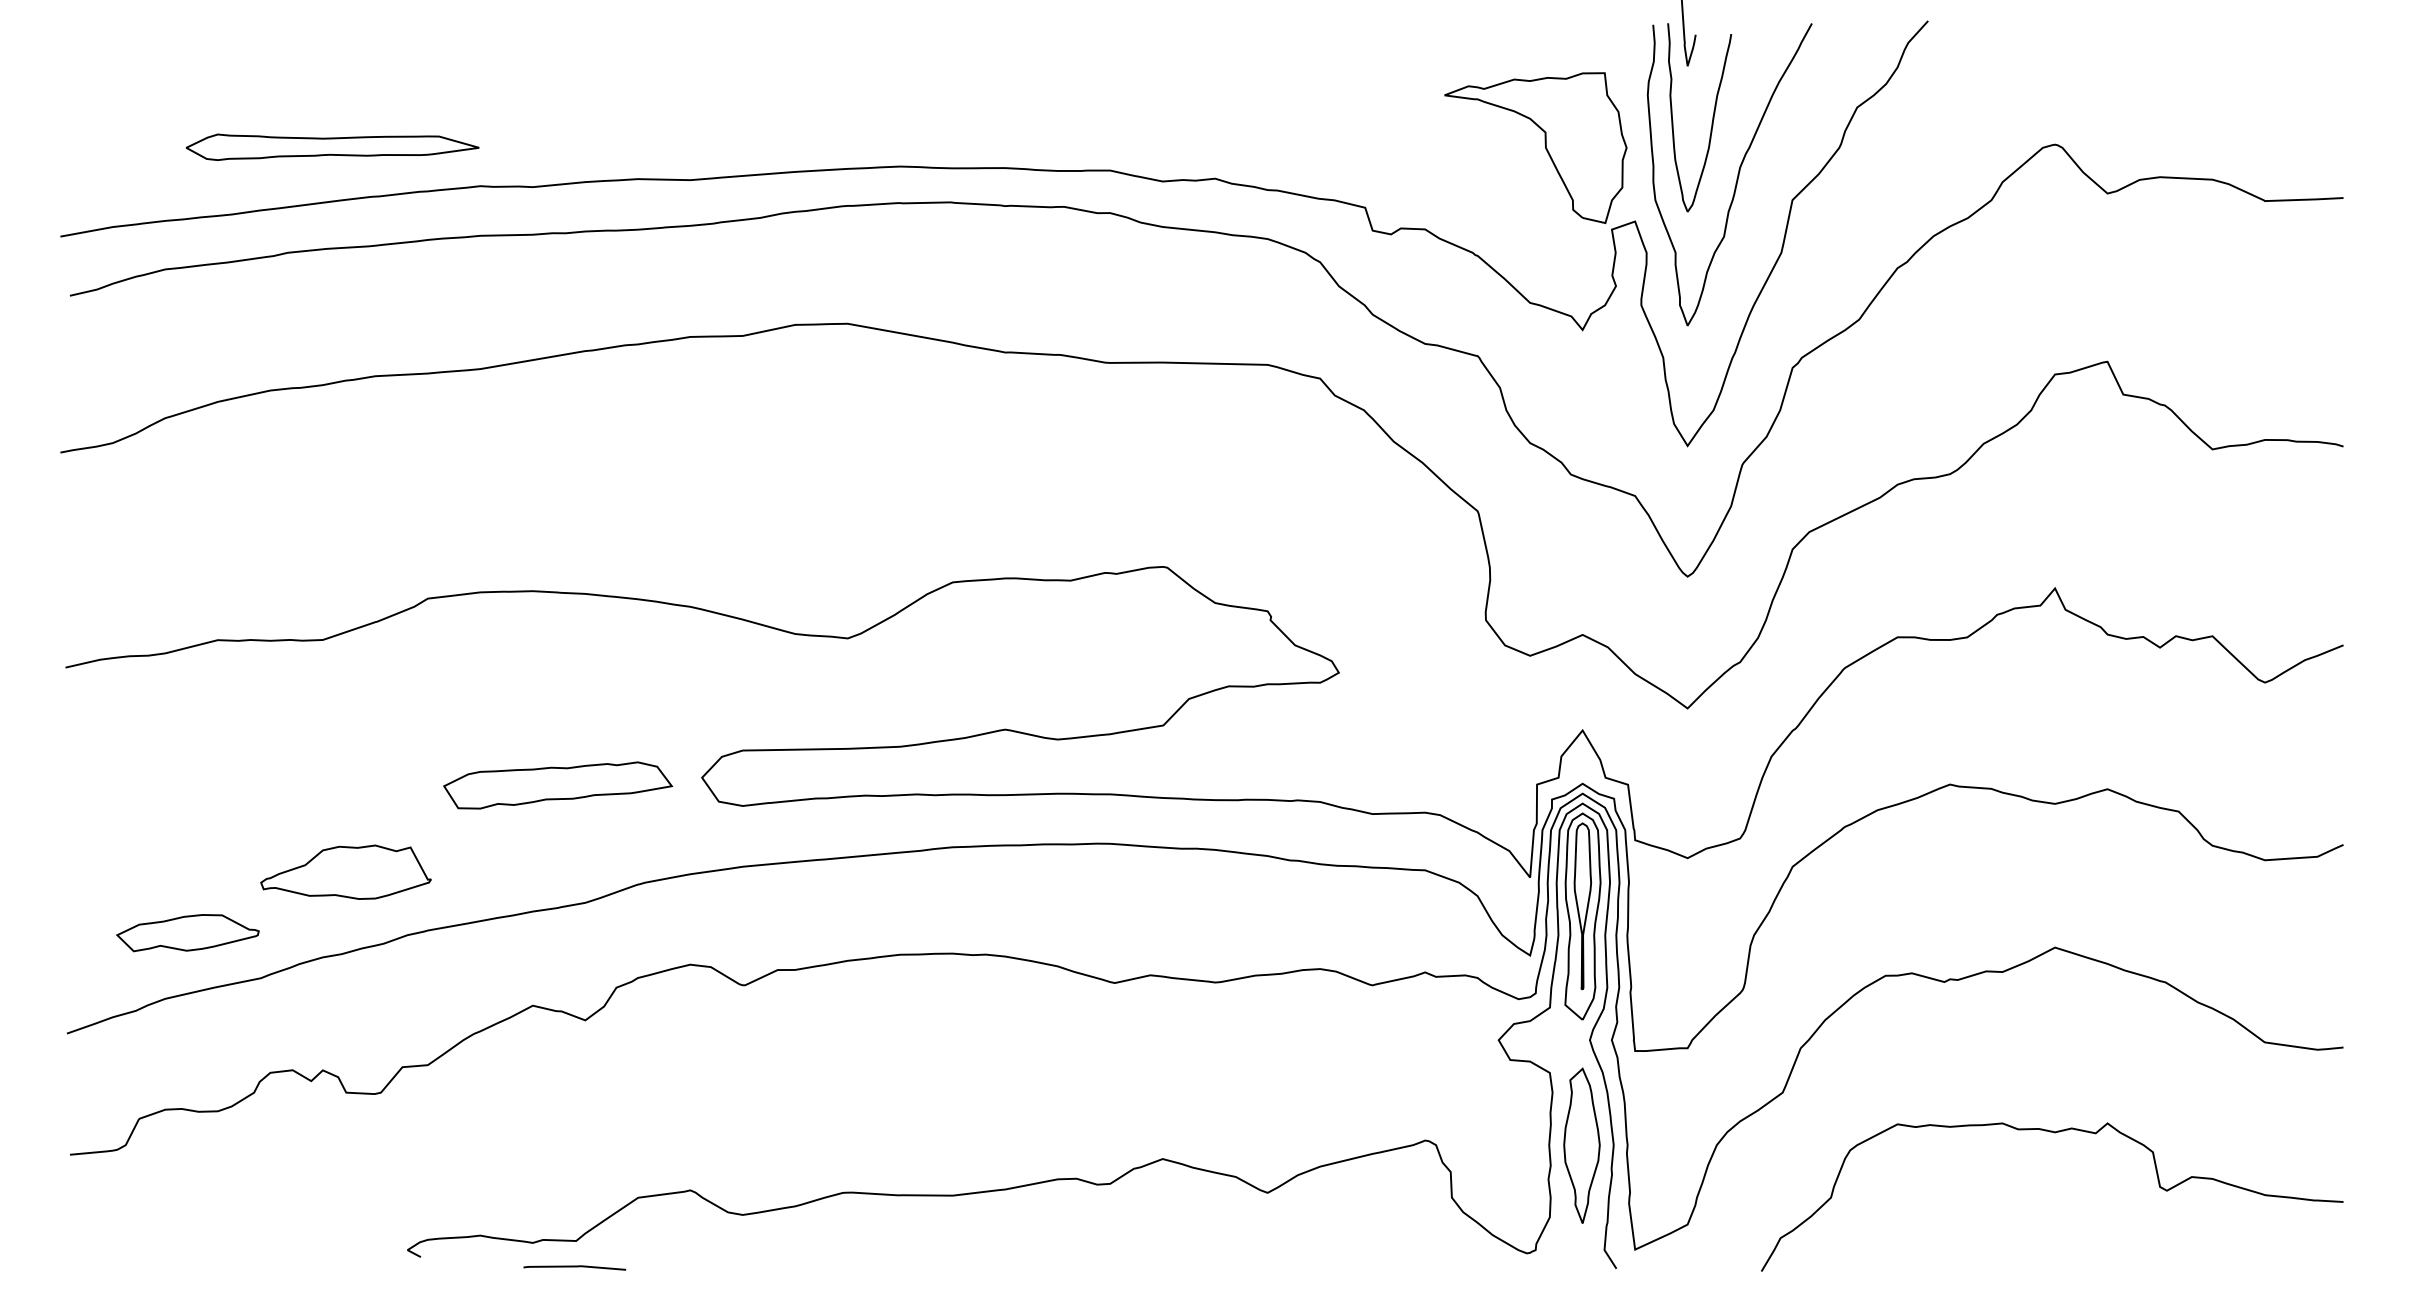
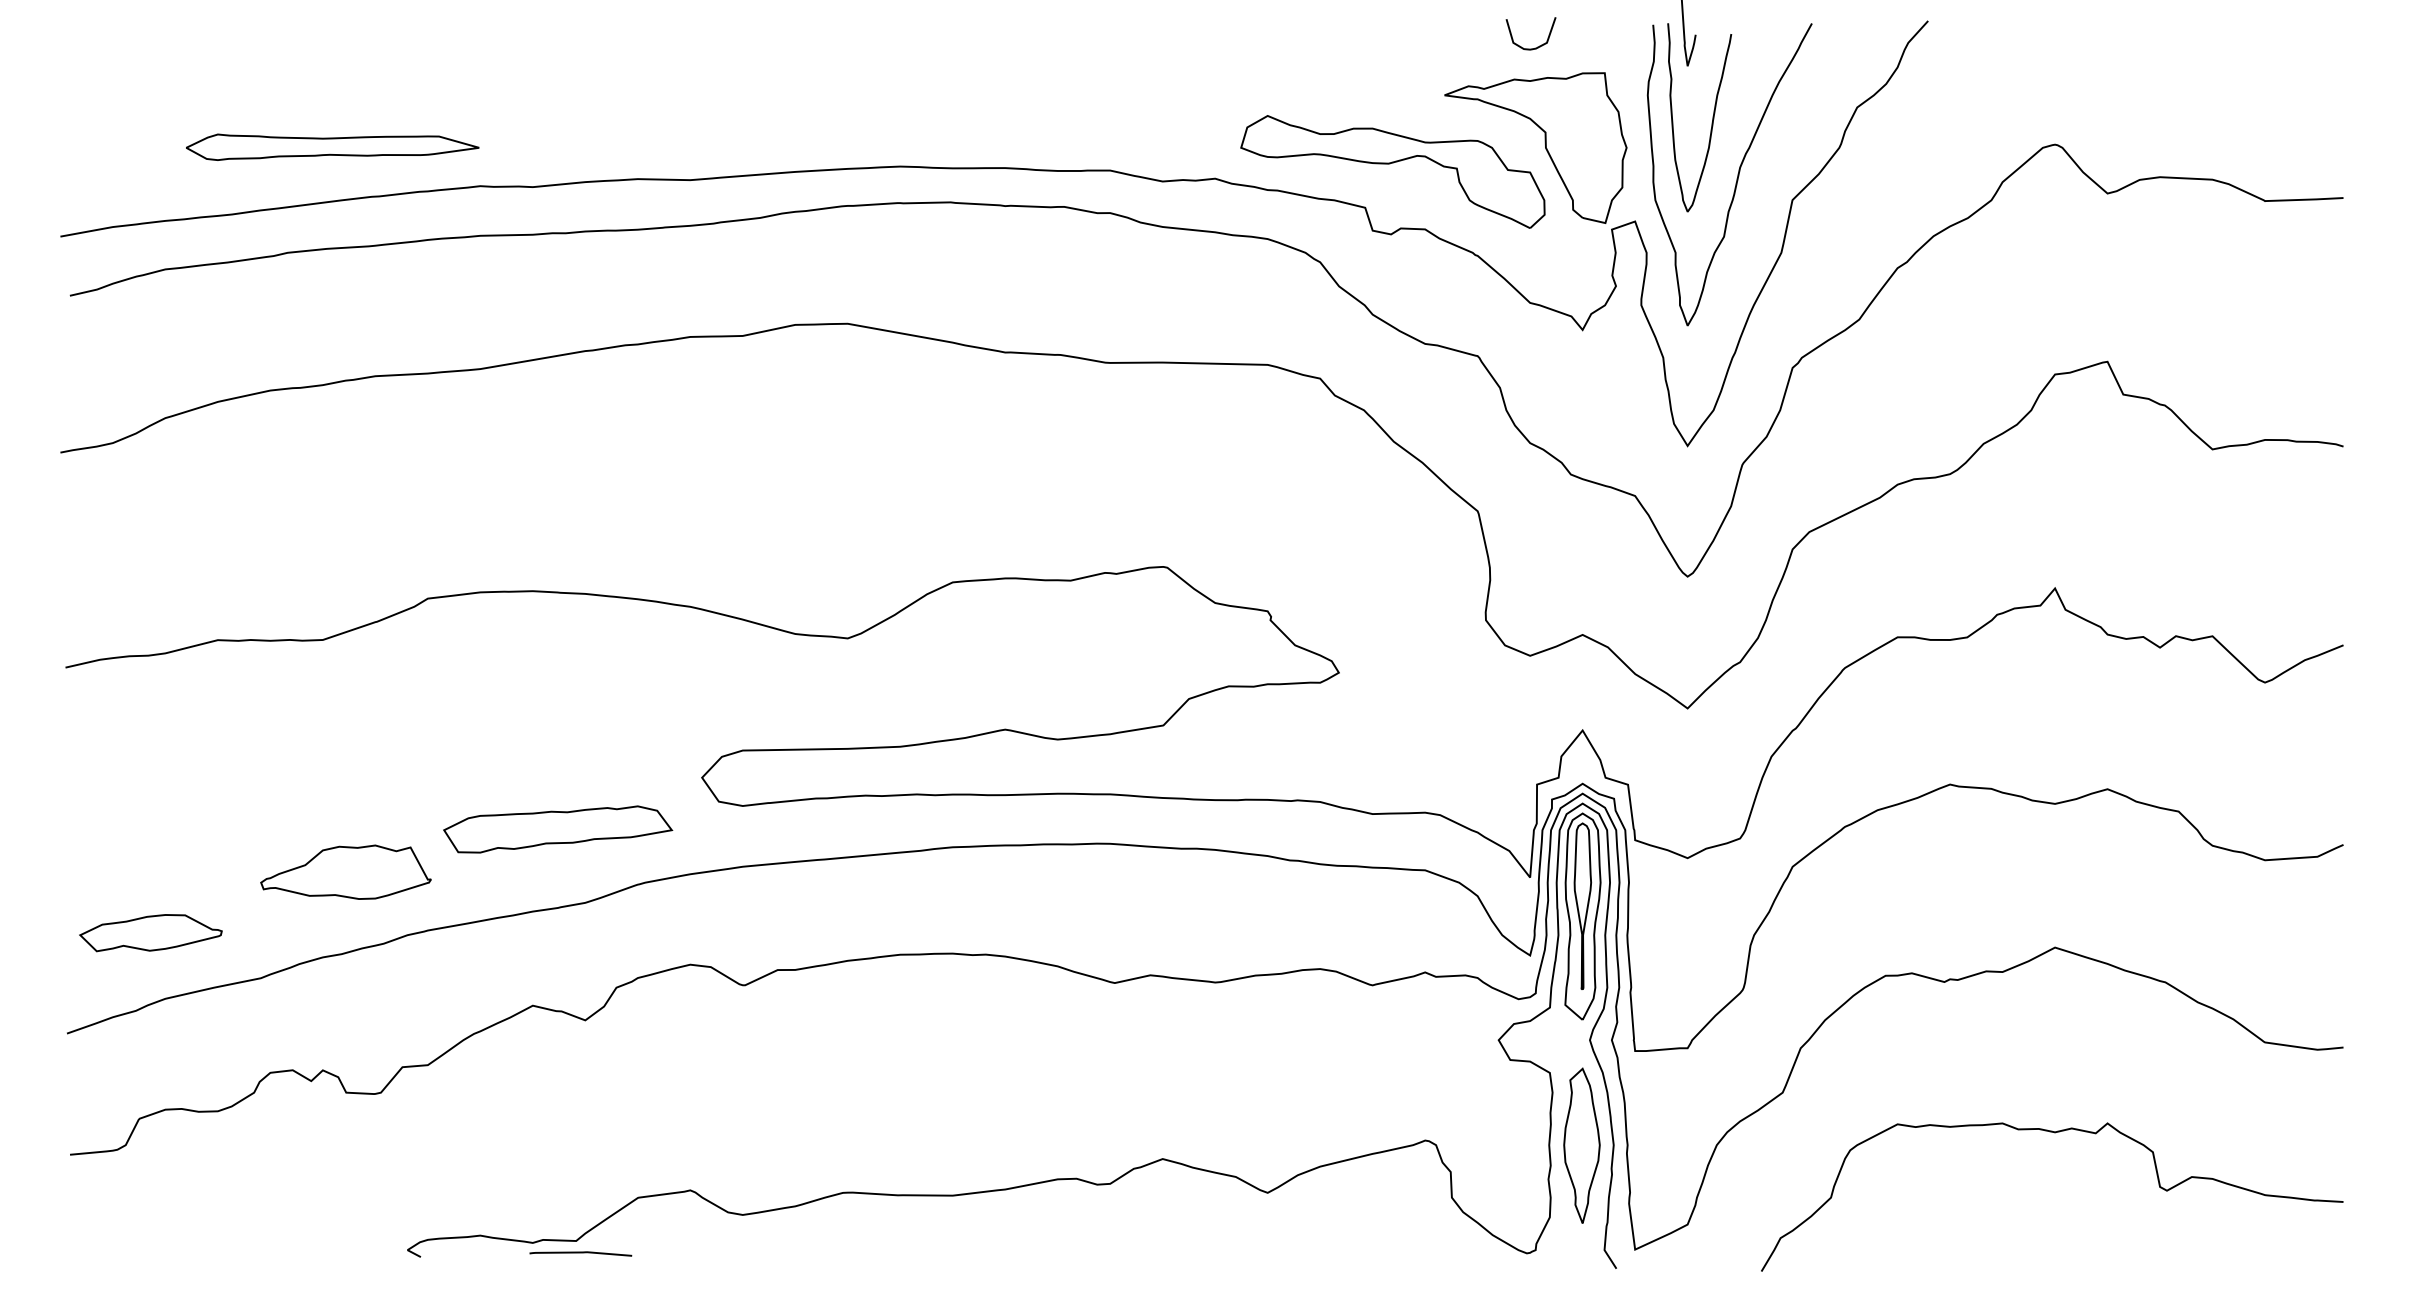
curve: none -> present (1537, 46)
part: none -> present (1390, 164)
part position: (558, 785) -> (558, 829) (558, 829)
part position: (187, 933) -> (150, 933) (150, 933)
curve position: (574, 1267) -> (580, 1253) (580, 1253)
